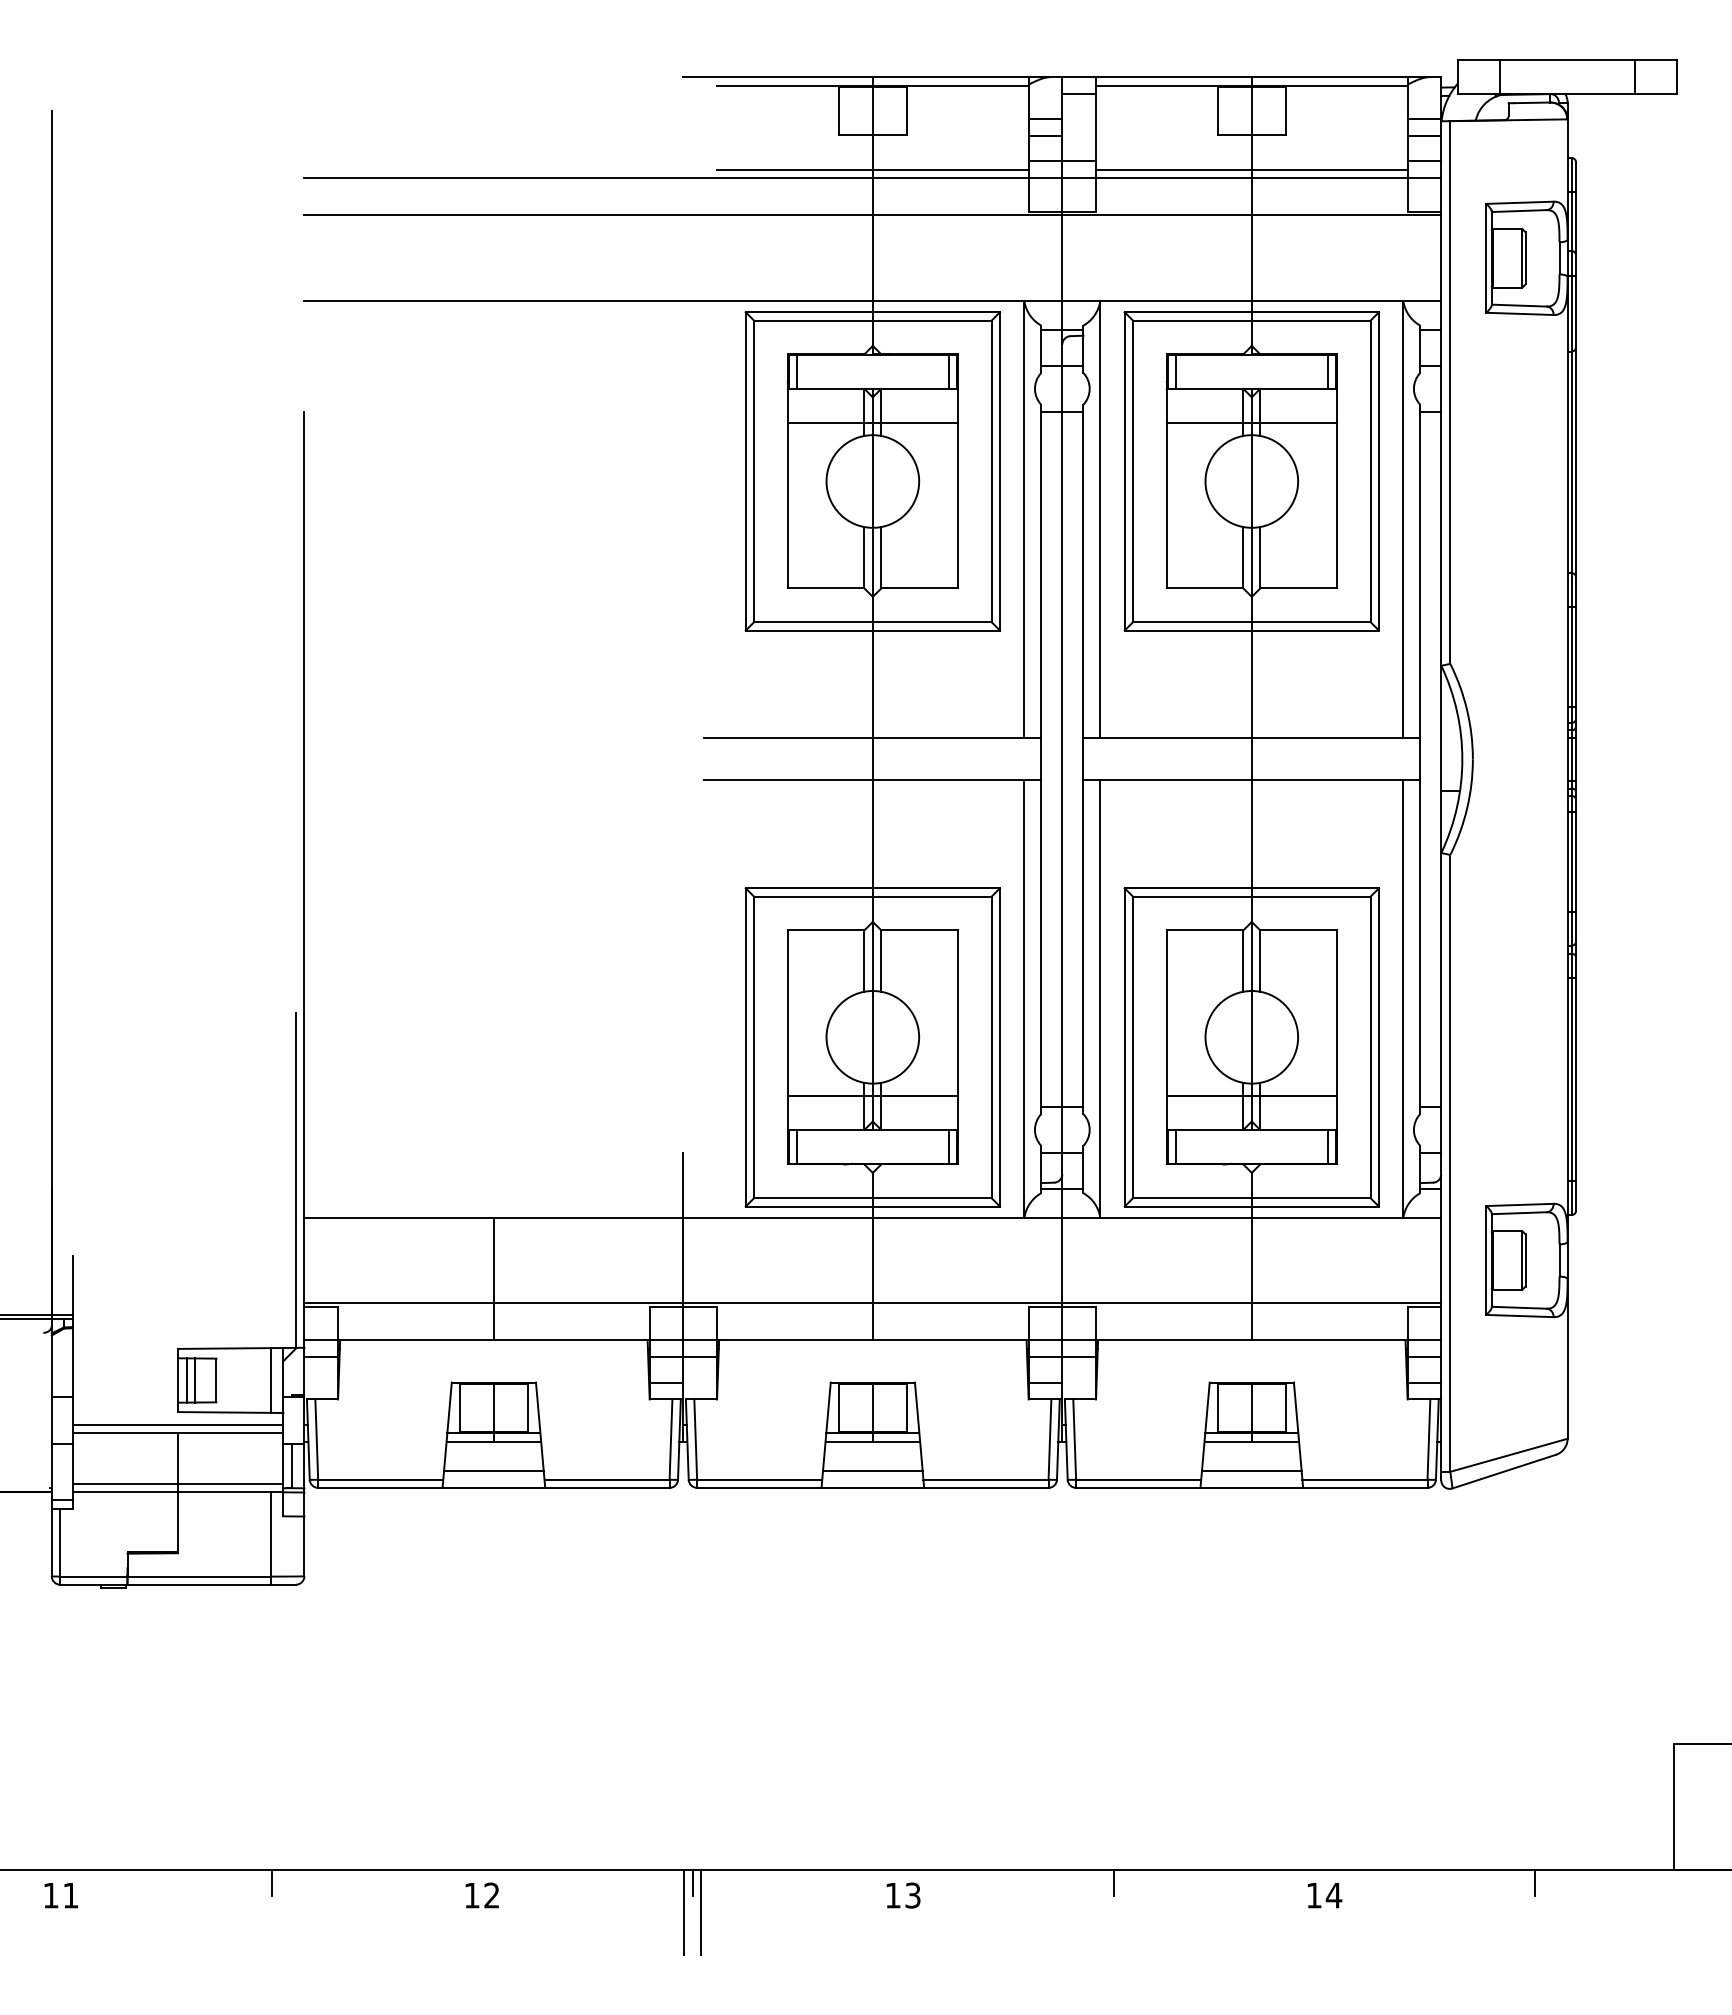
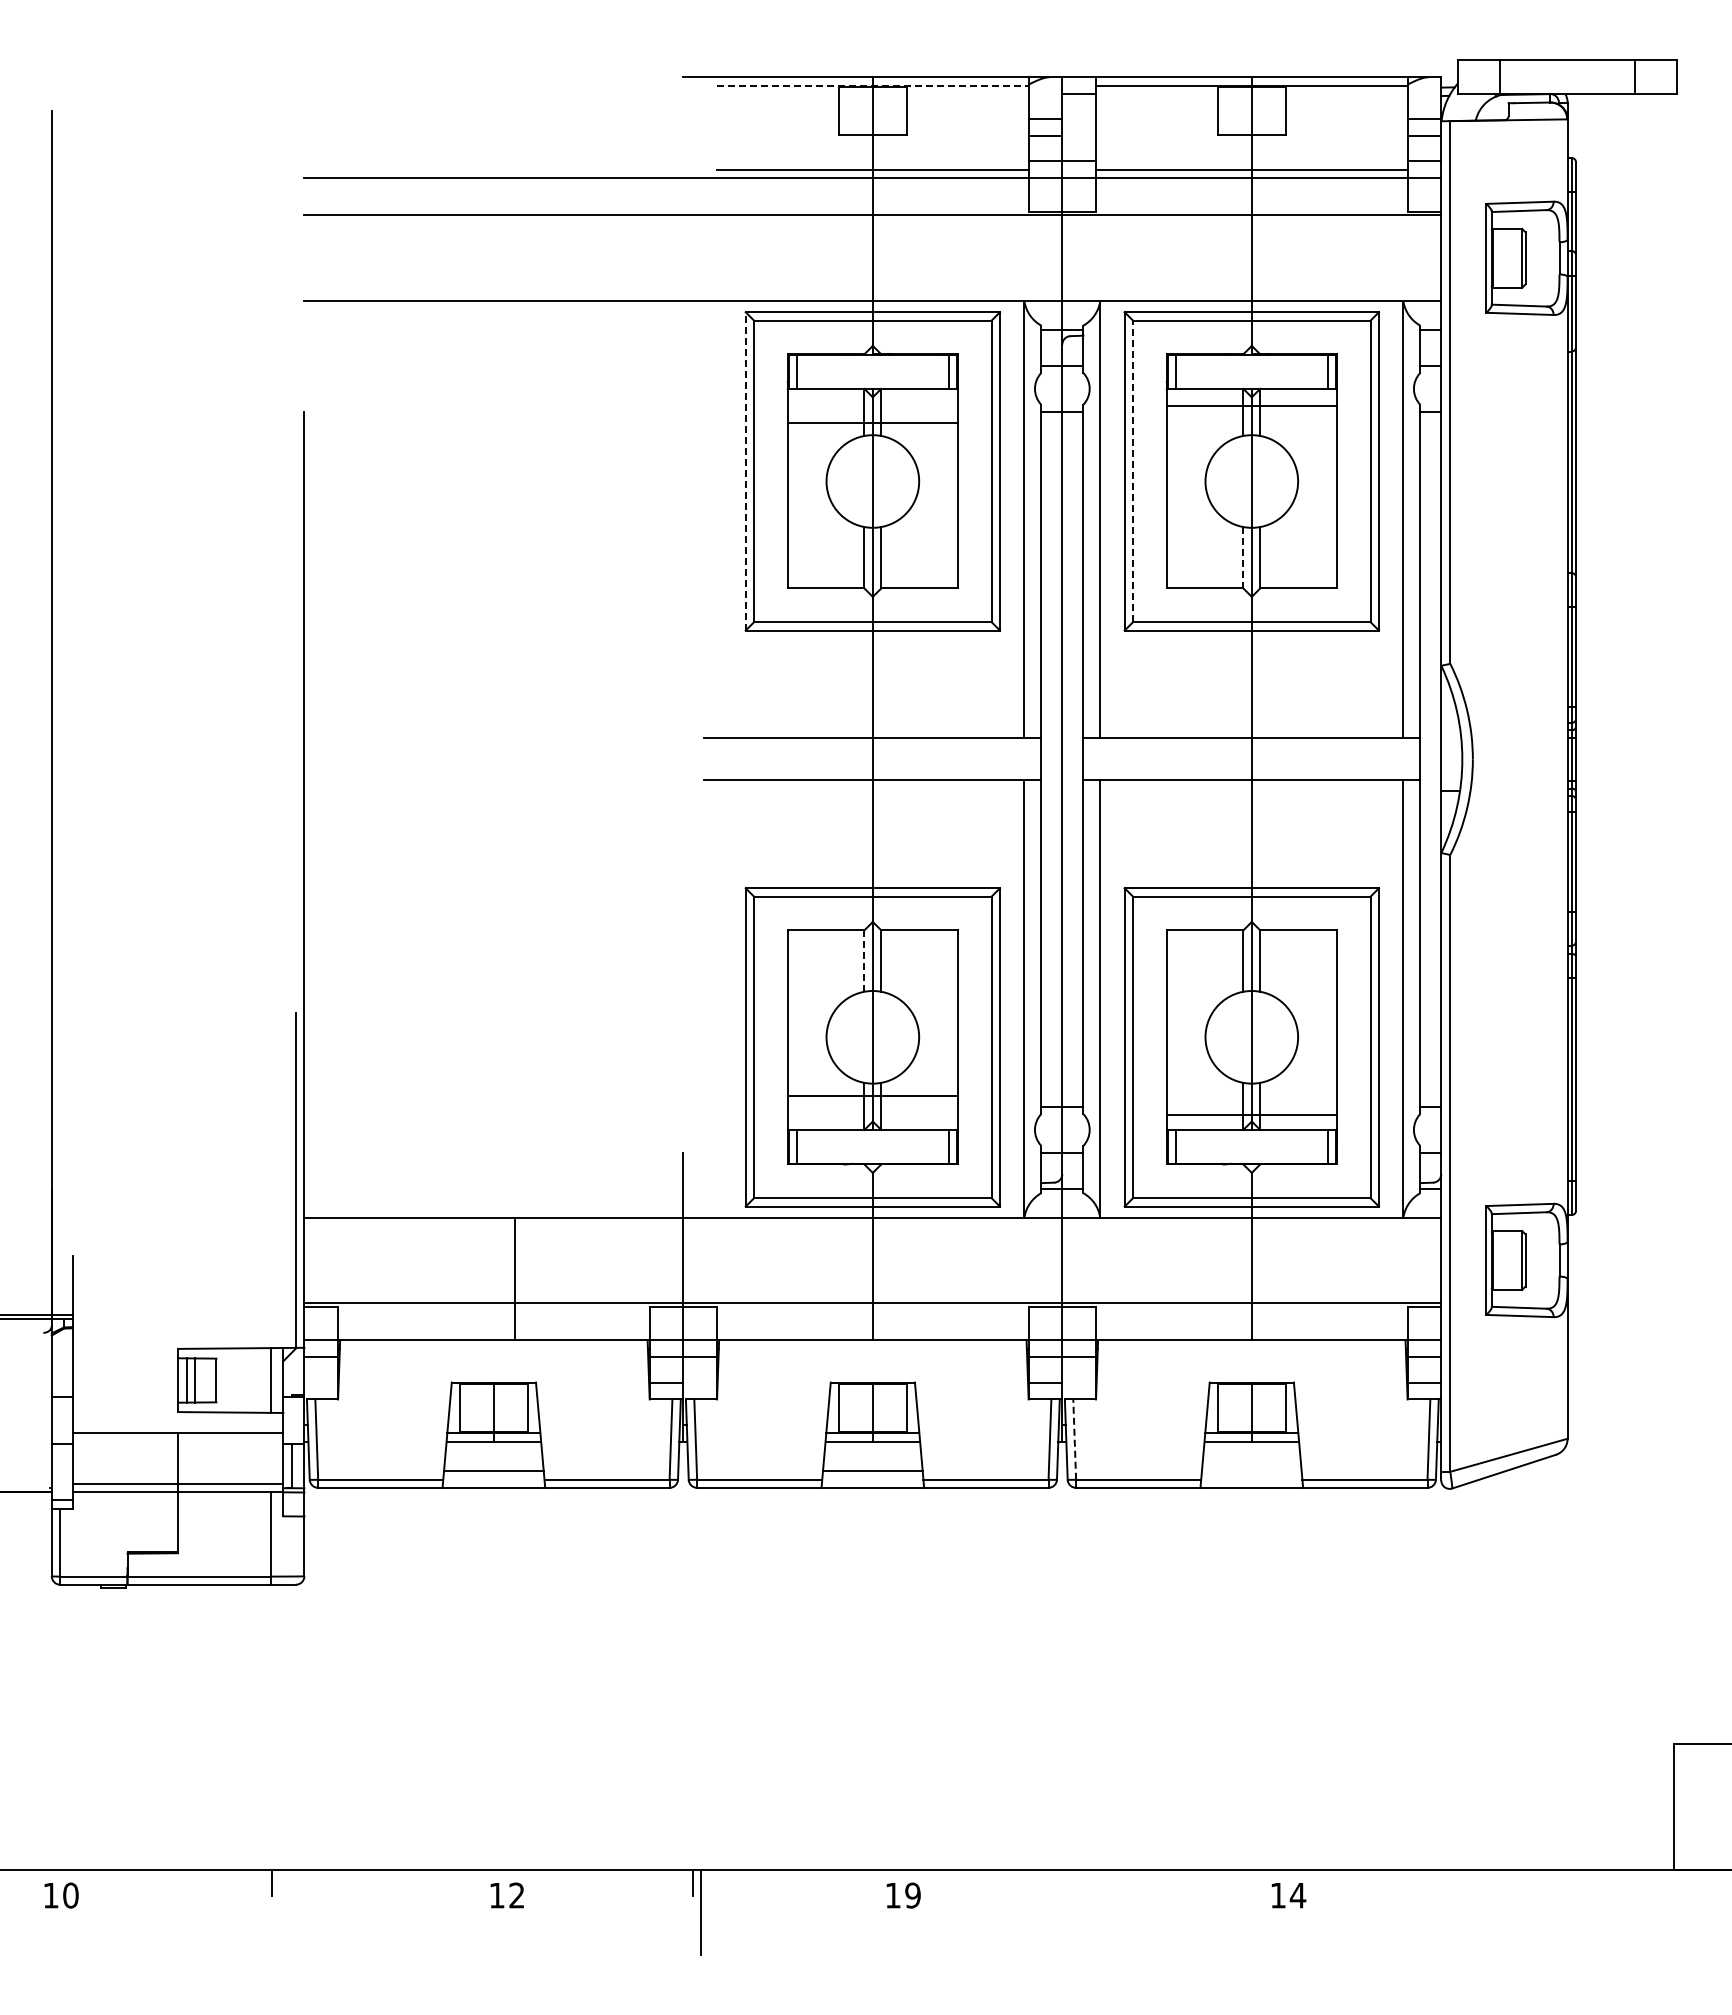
line: solid -> dashed (872, 85)
line position: (1251, 422) -> (1251, 405) (1251, 405)
line: solid -> dashed (745, 470)
line: solid -> dashed (1133, 471)
line: solid -> dashed (1243, 557)
line: solid -> dashed (864, 961)
line position: (1251, 1096) -> (1251, 1115) (1251, 1115)
line position: (493, 1278) -> (514, 1278) (514, 1278)
line: present -> none (177, 1424)
line: solid -> dashed (1074, 1439)
line: present -> none (1251, 1471)
line: present -> none (1113, 1882)
line: present -> none (1534, 1882)
text: 11 -> 10 (70, 1895)
text position: (481, 1895) -> (506, 1895) (506, 1895)
text: 13 -> 19 (912, 1895)
text position: (1324, 1895) -> (1288, 1895) (1288, 1895)
line: present -> none (684, 1912)
